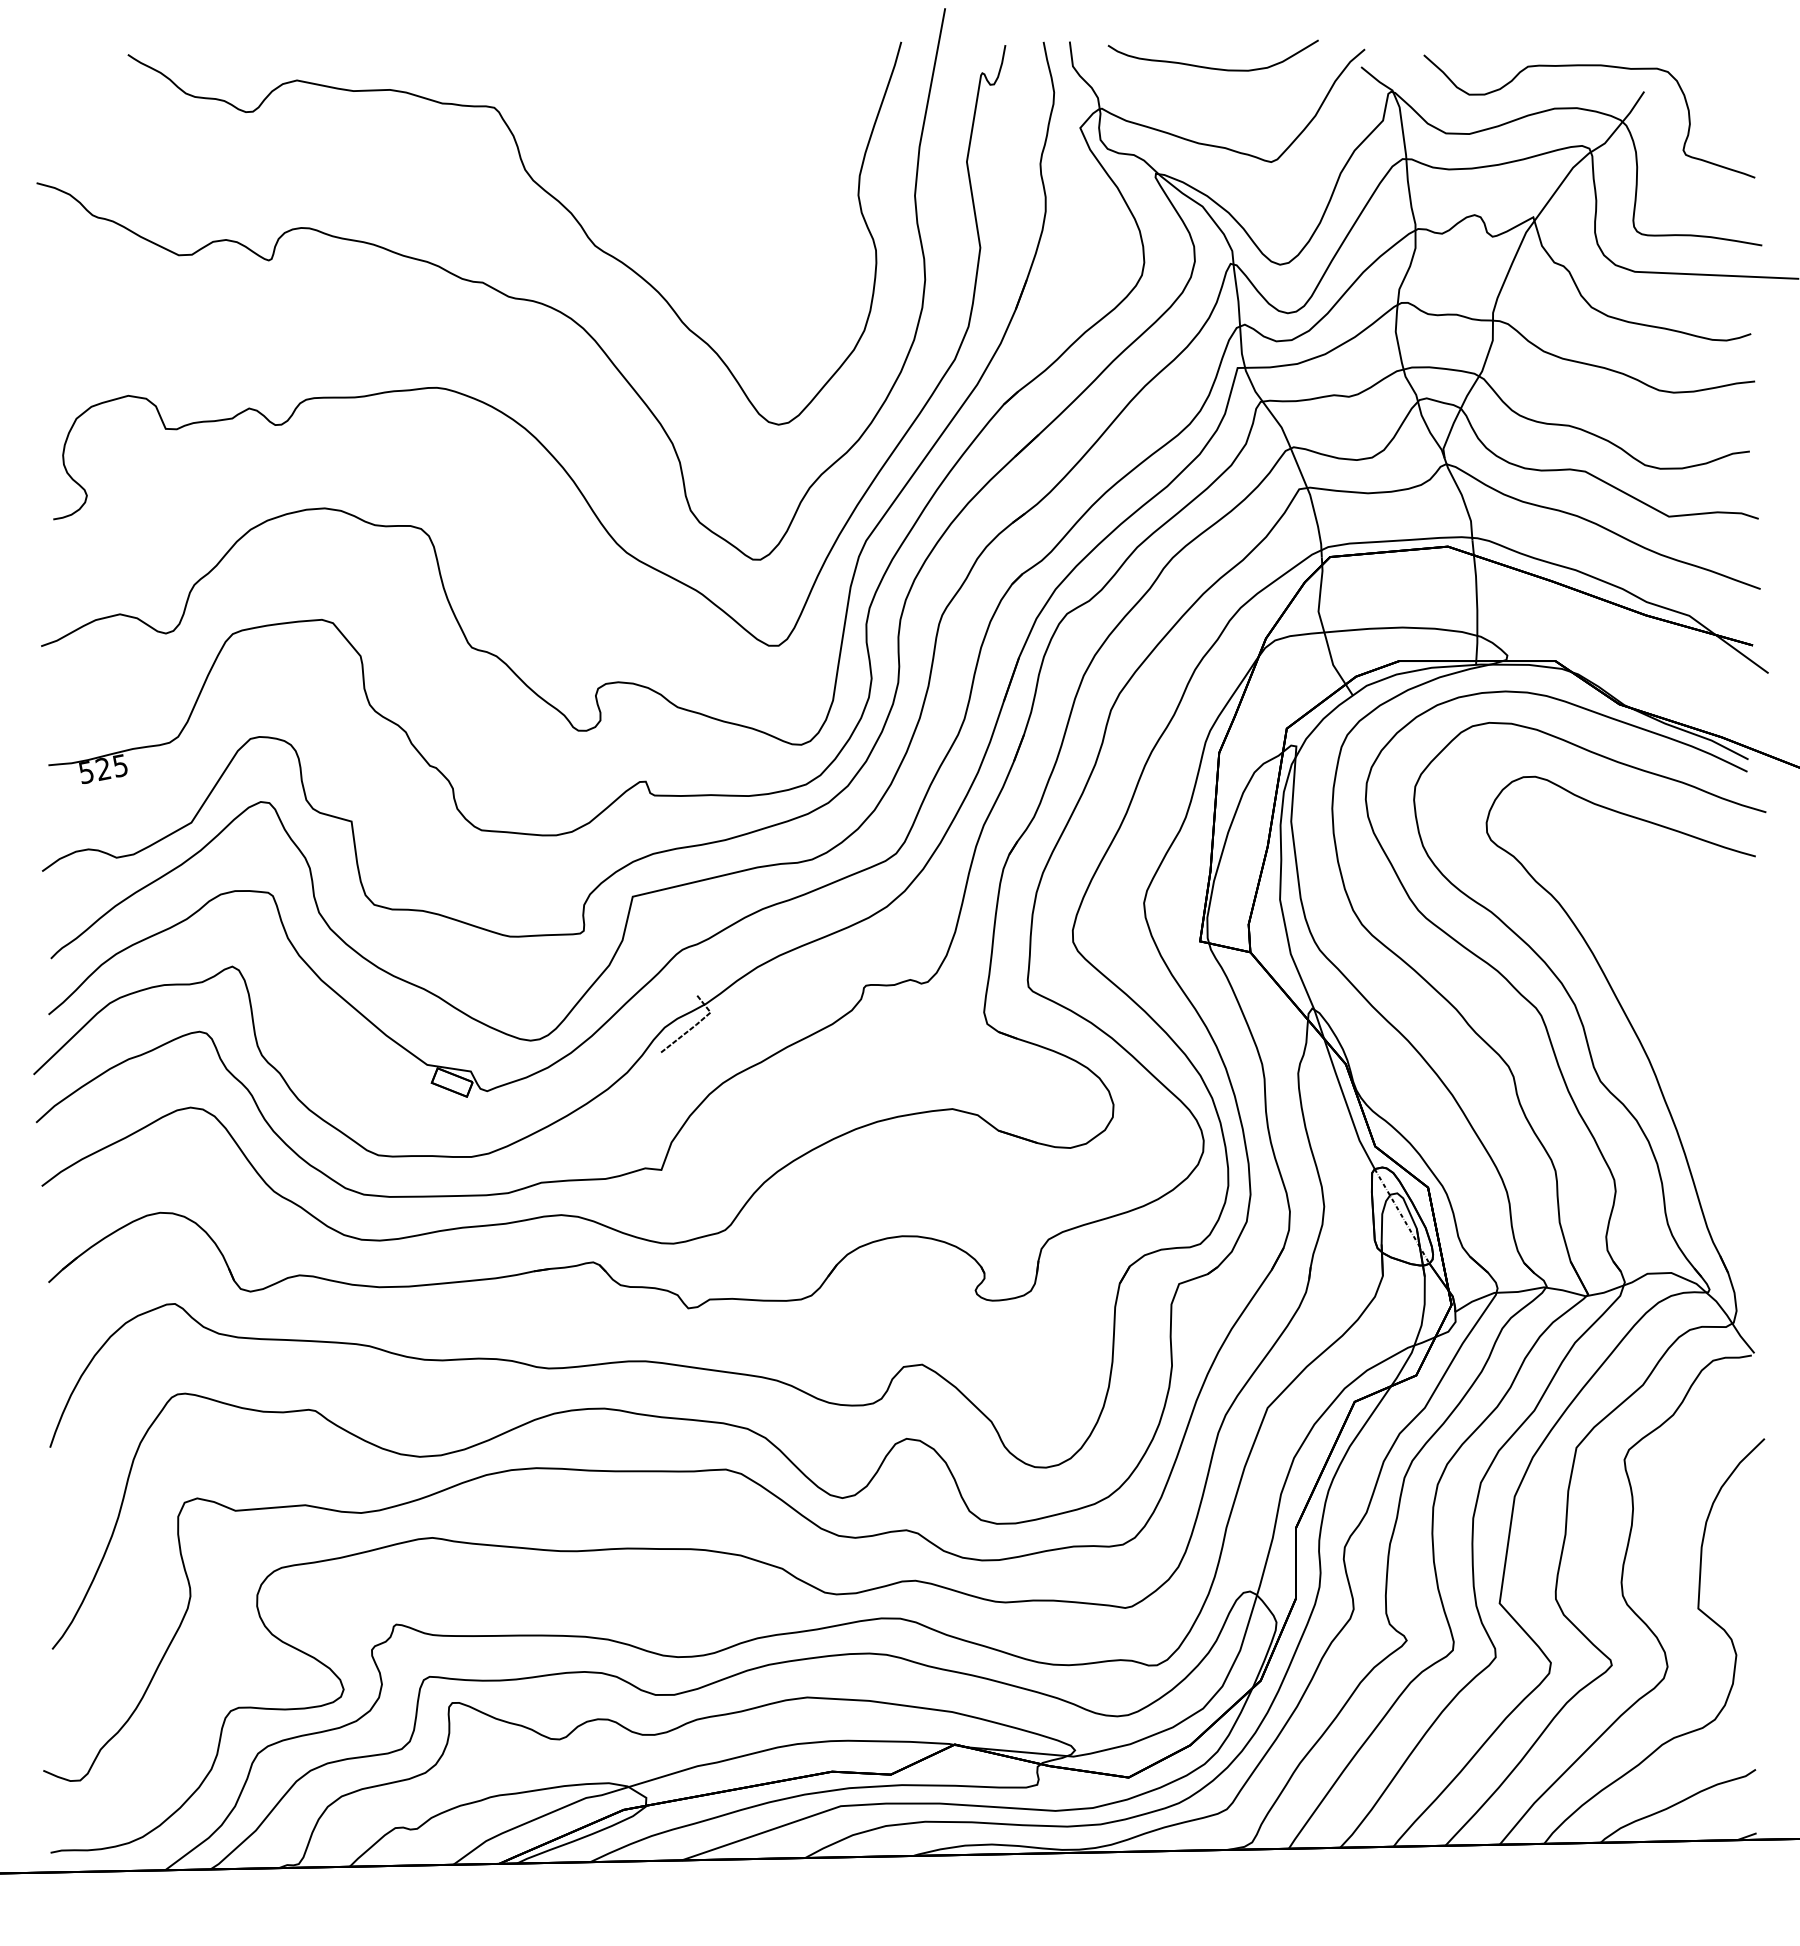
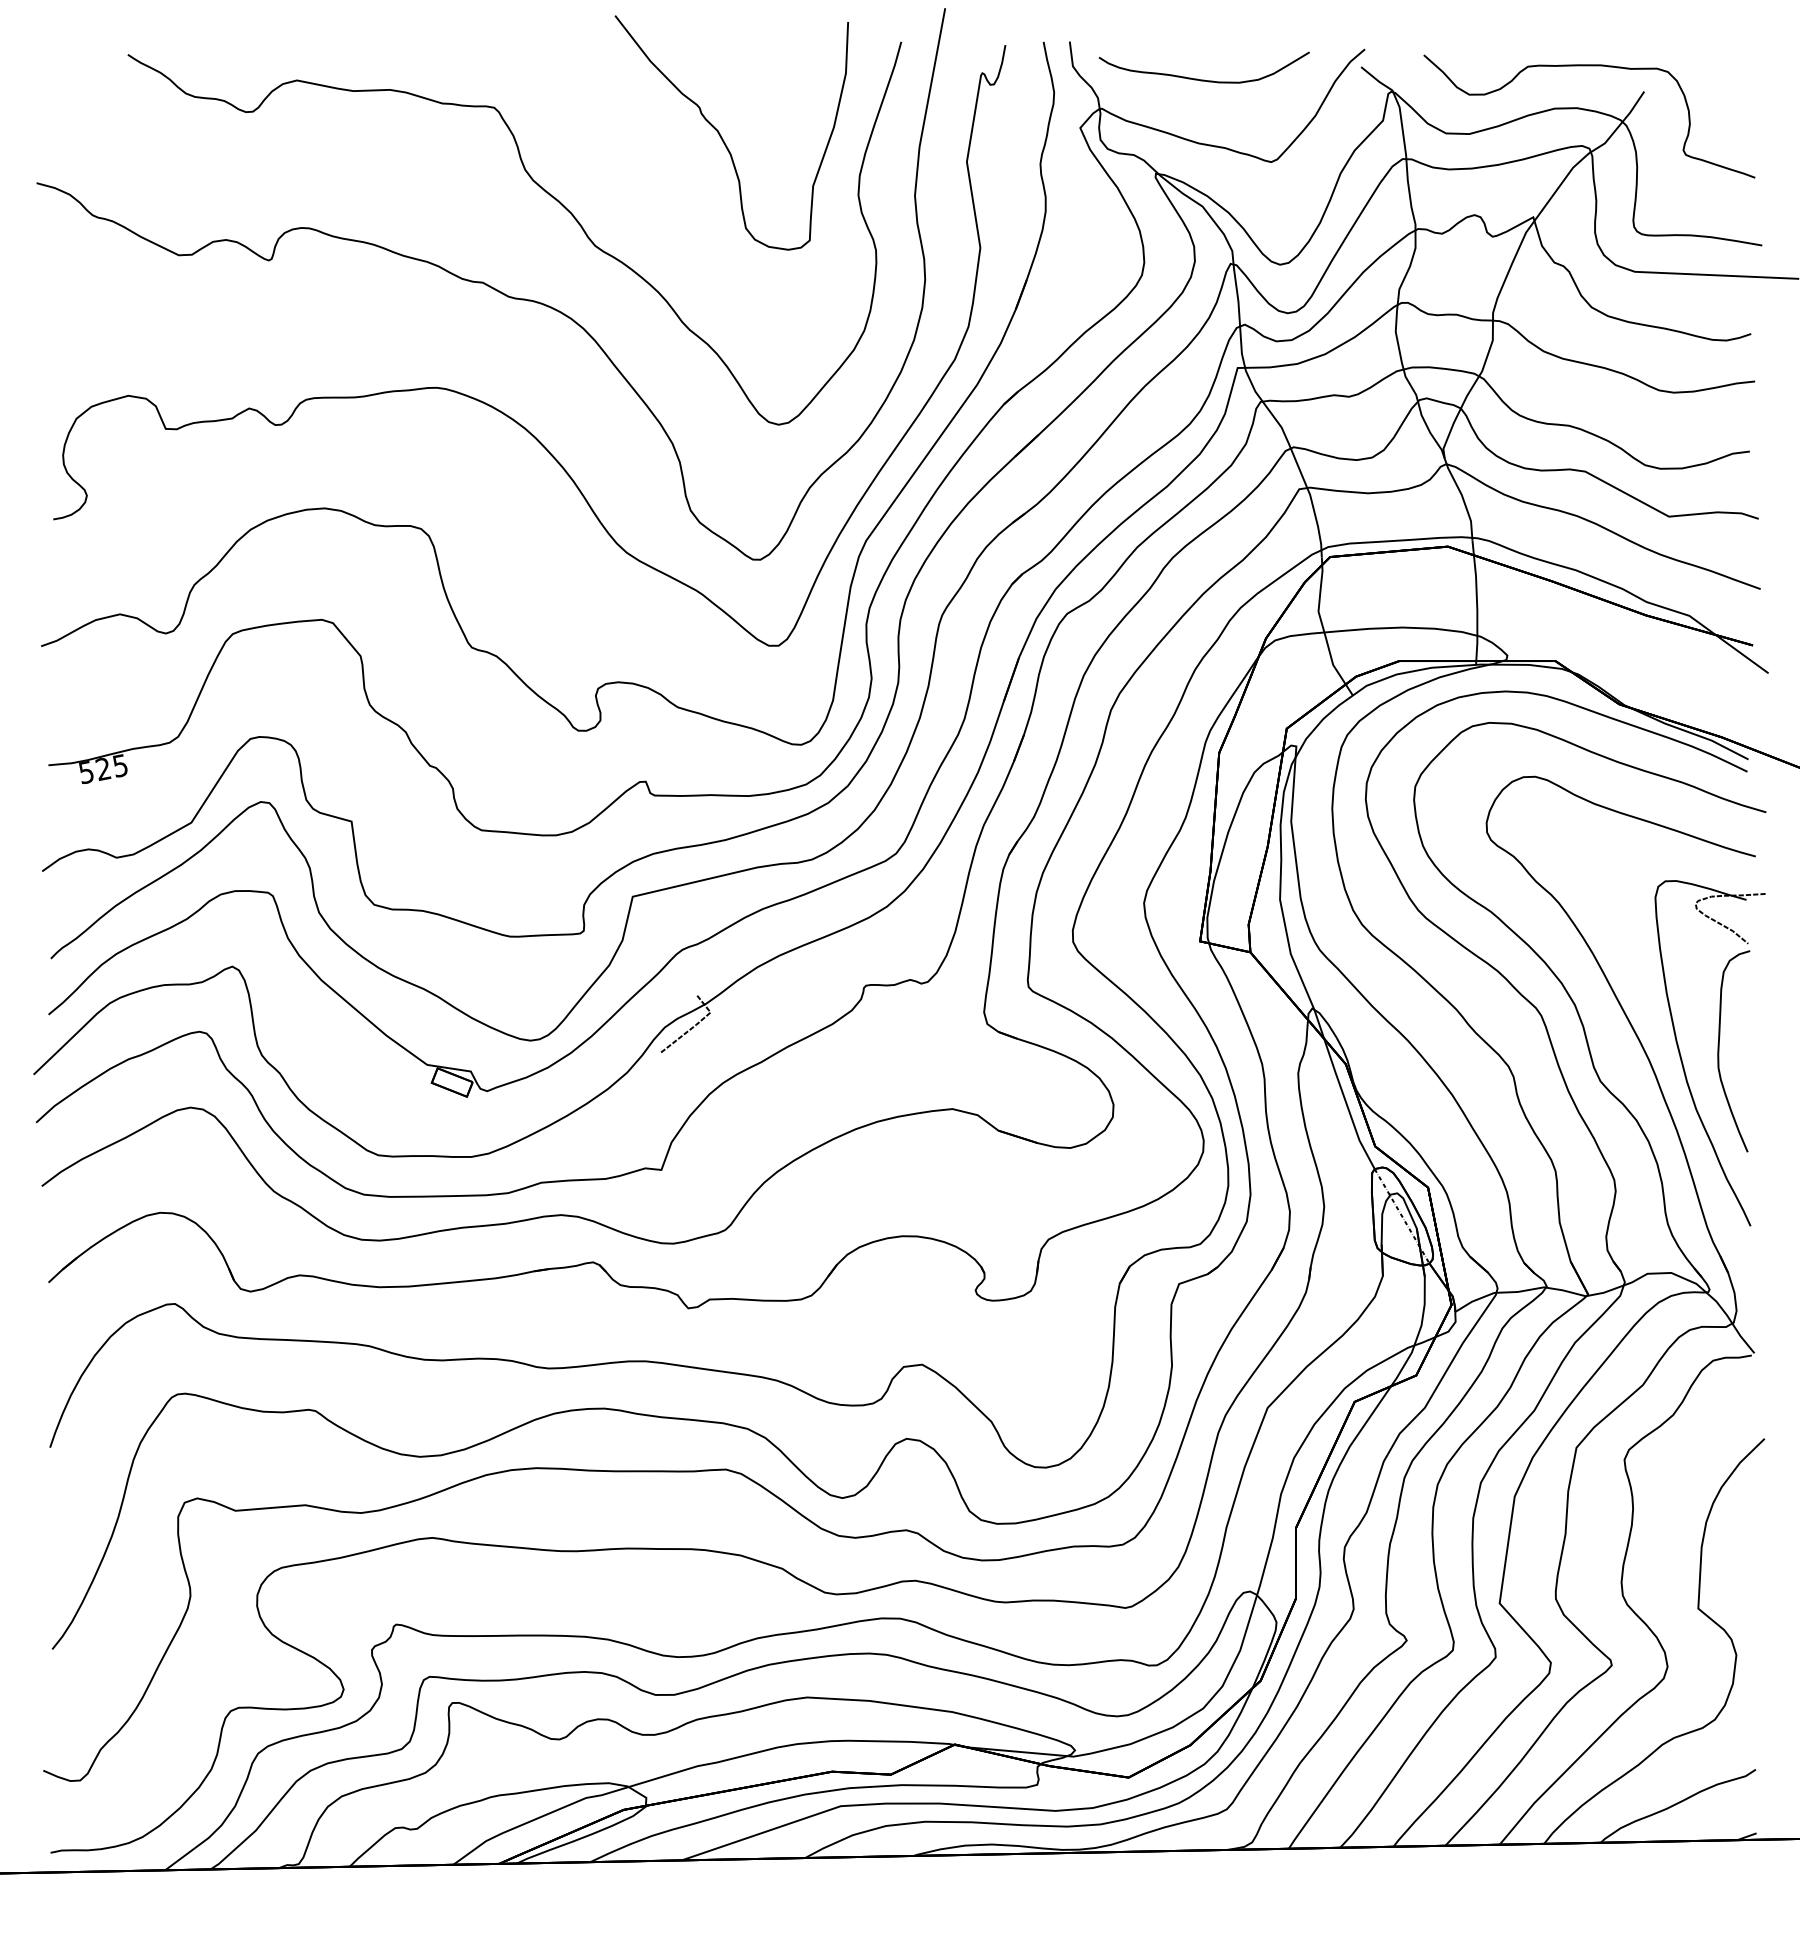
curve position: (1212, 67) -> (1203, 79) (1203, 79)
curve: none -> present (722, 137)
part: none -> present (1717, 1053)
